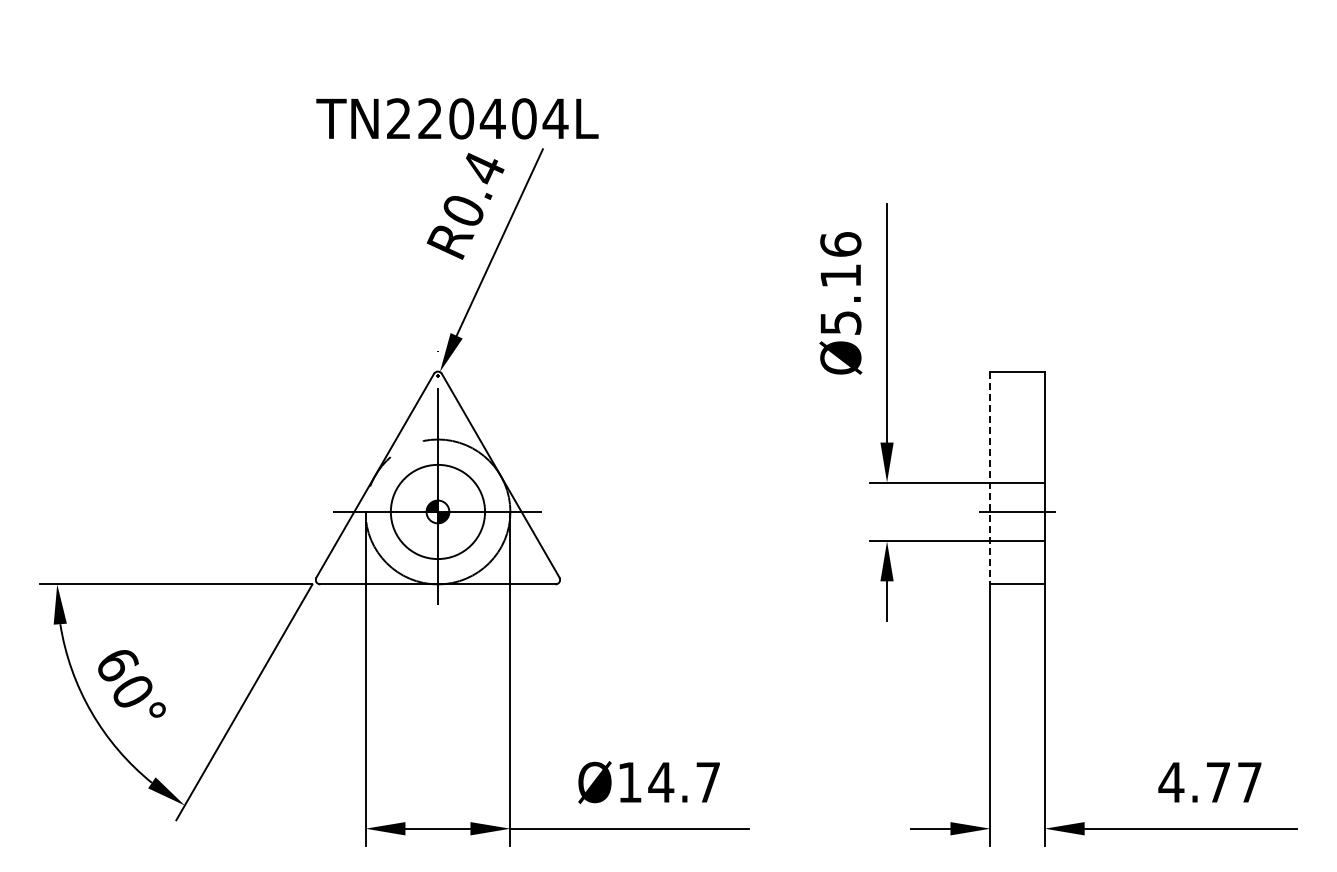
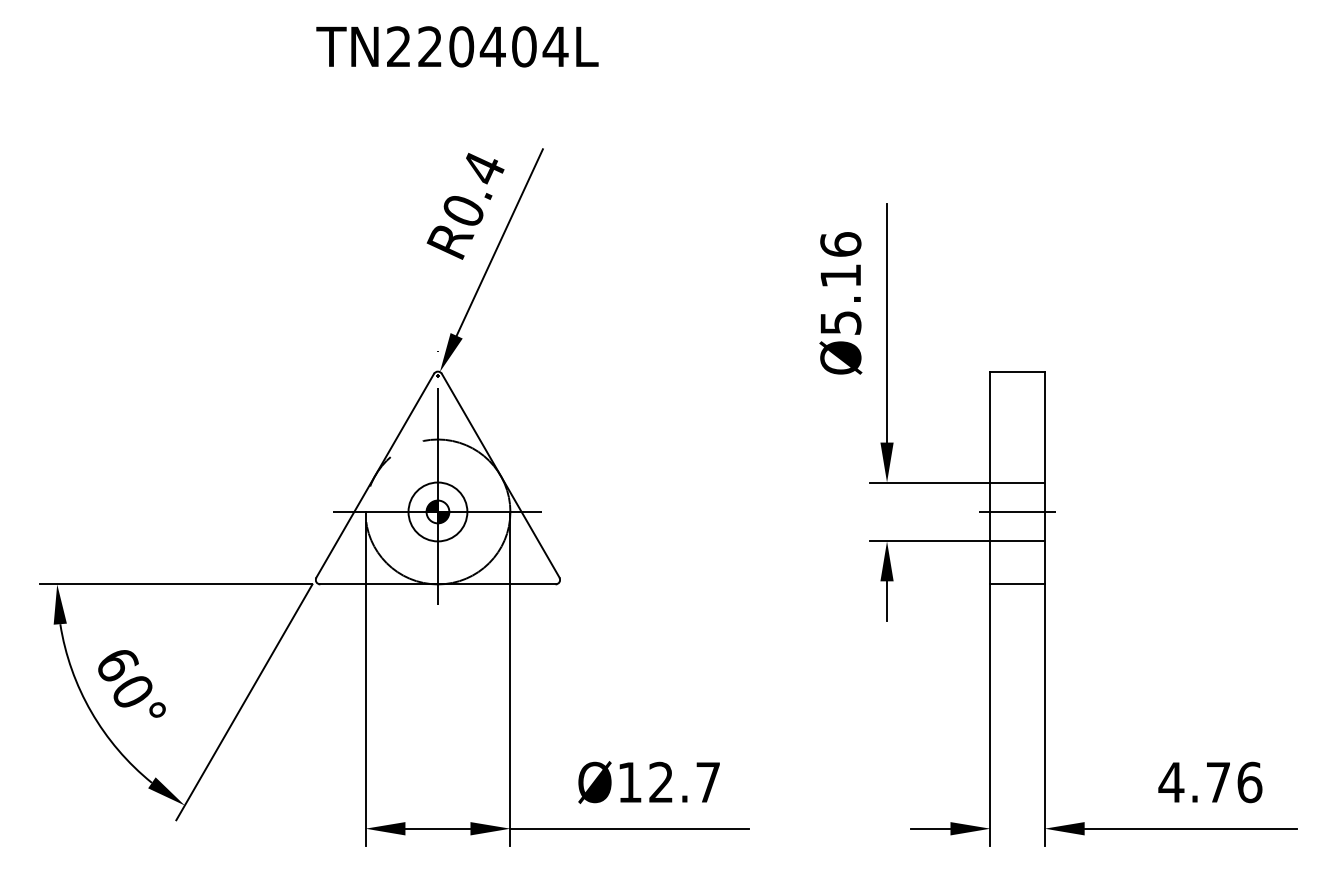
text position: (457, 118) -> (457, 46) (457, 46)
line: dashed -> solid (990, 478)
circle diameter: 94 px -> 59 px (437, 511)
text: Ø14.7 -> Ø12.7 (661, 781)
text: 4.77 -> 4.76 (1249, 782)
